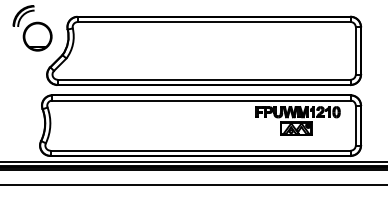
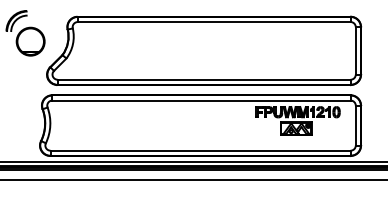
part position: (32, 28) -> (25, 33) (25, 33)
line position: (193, 185) -> (193, 180) (193, 180)
